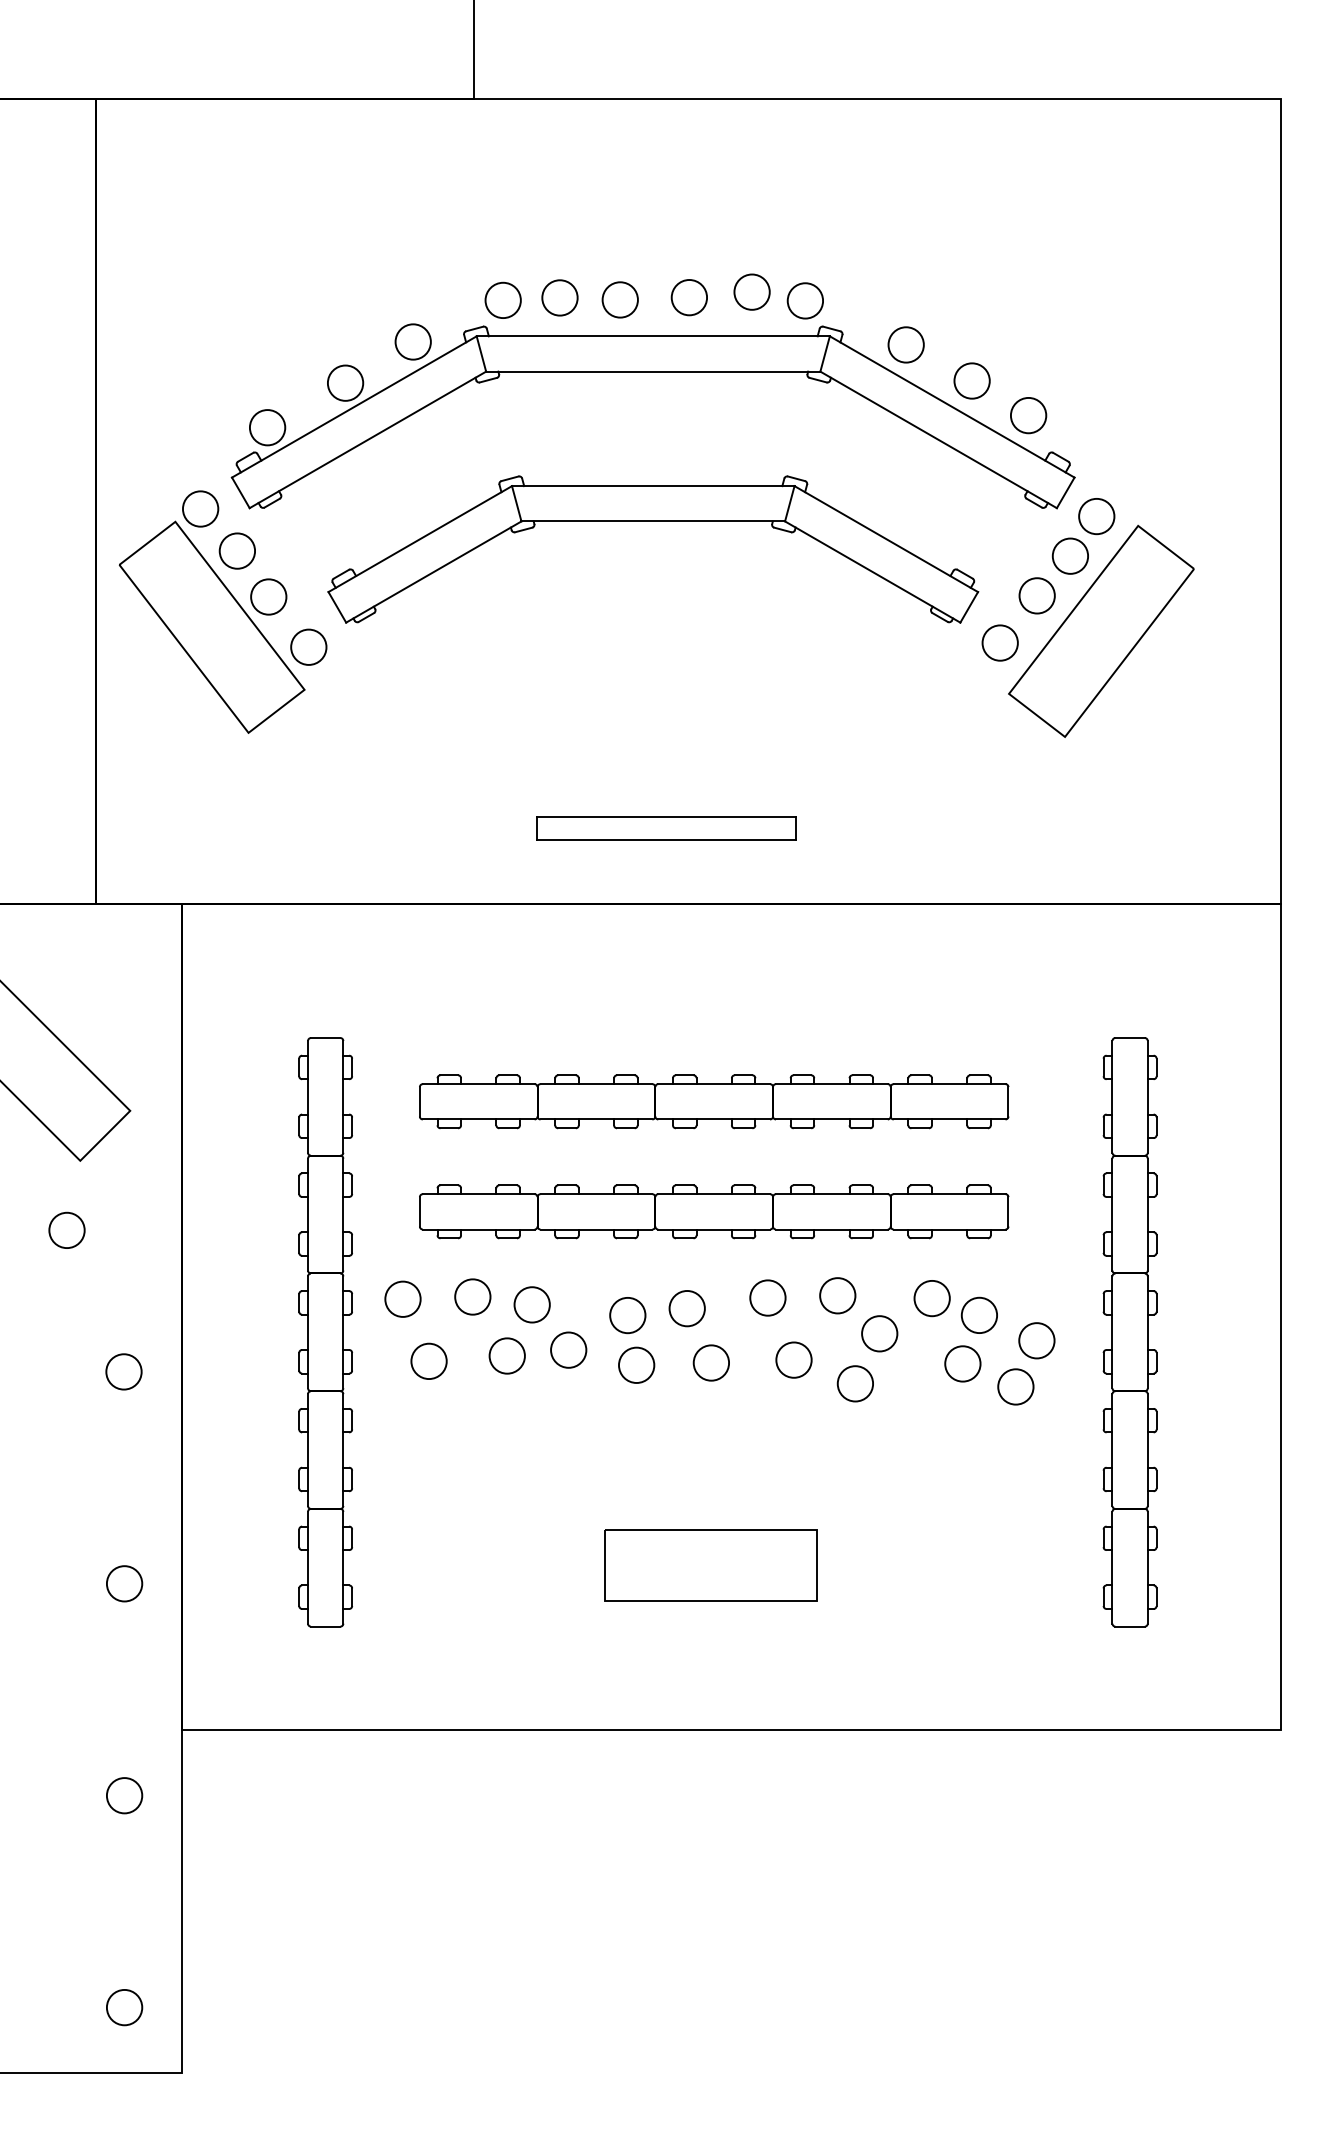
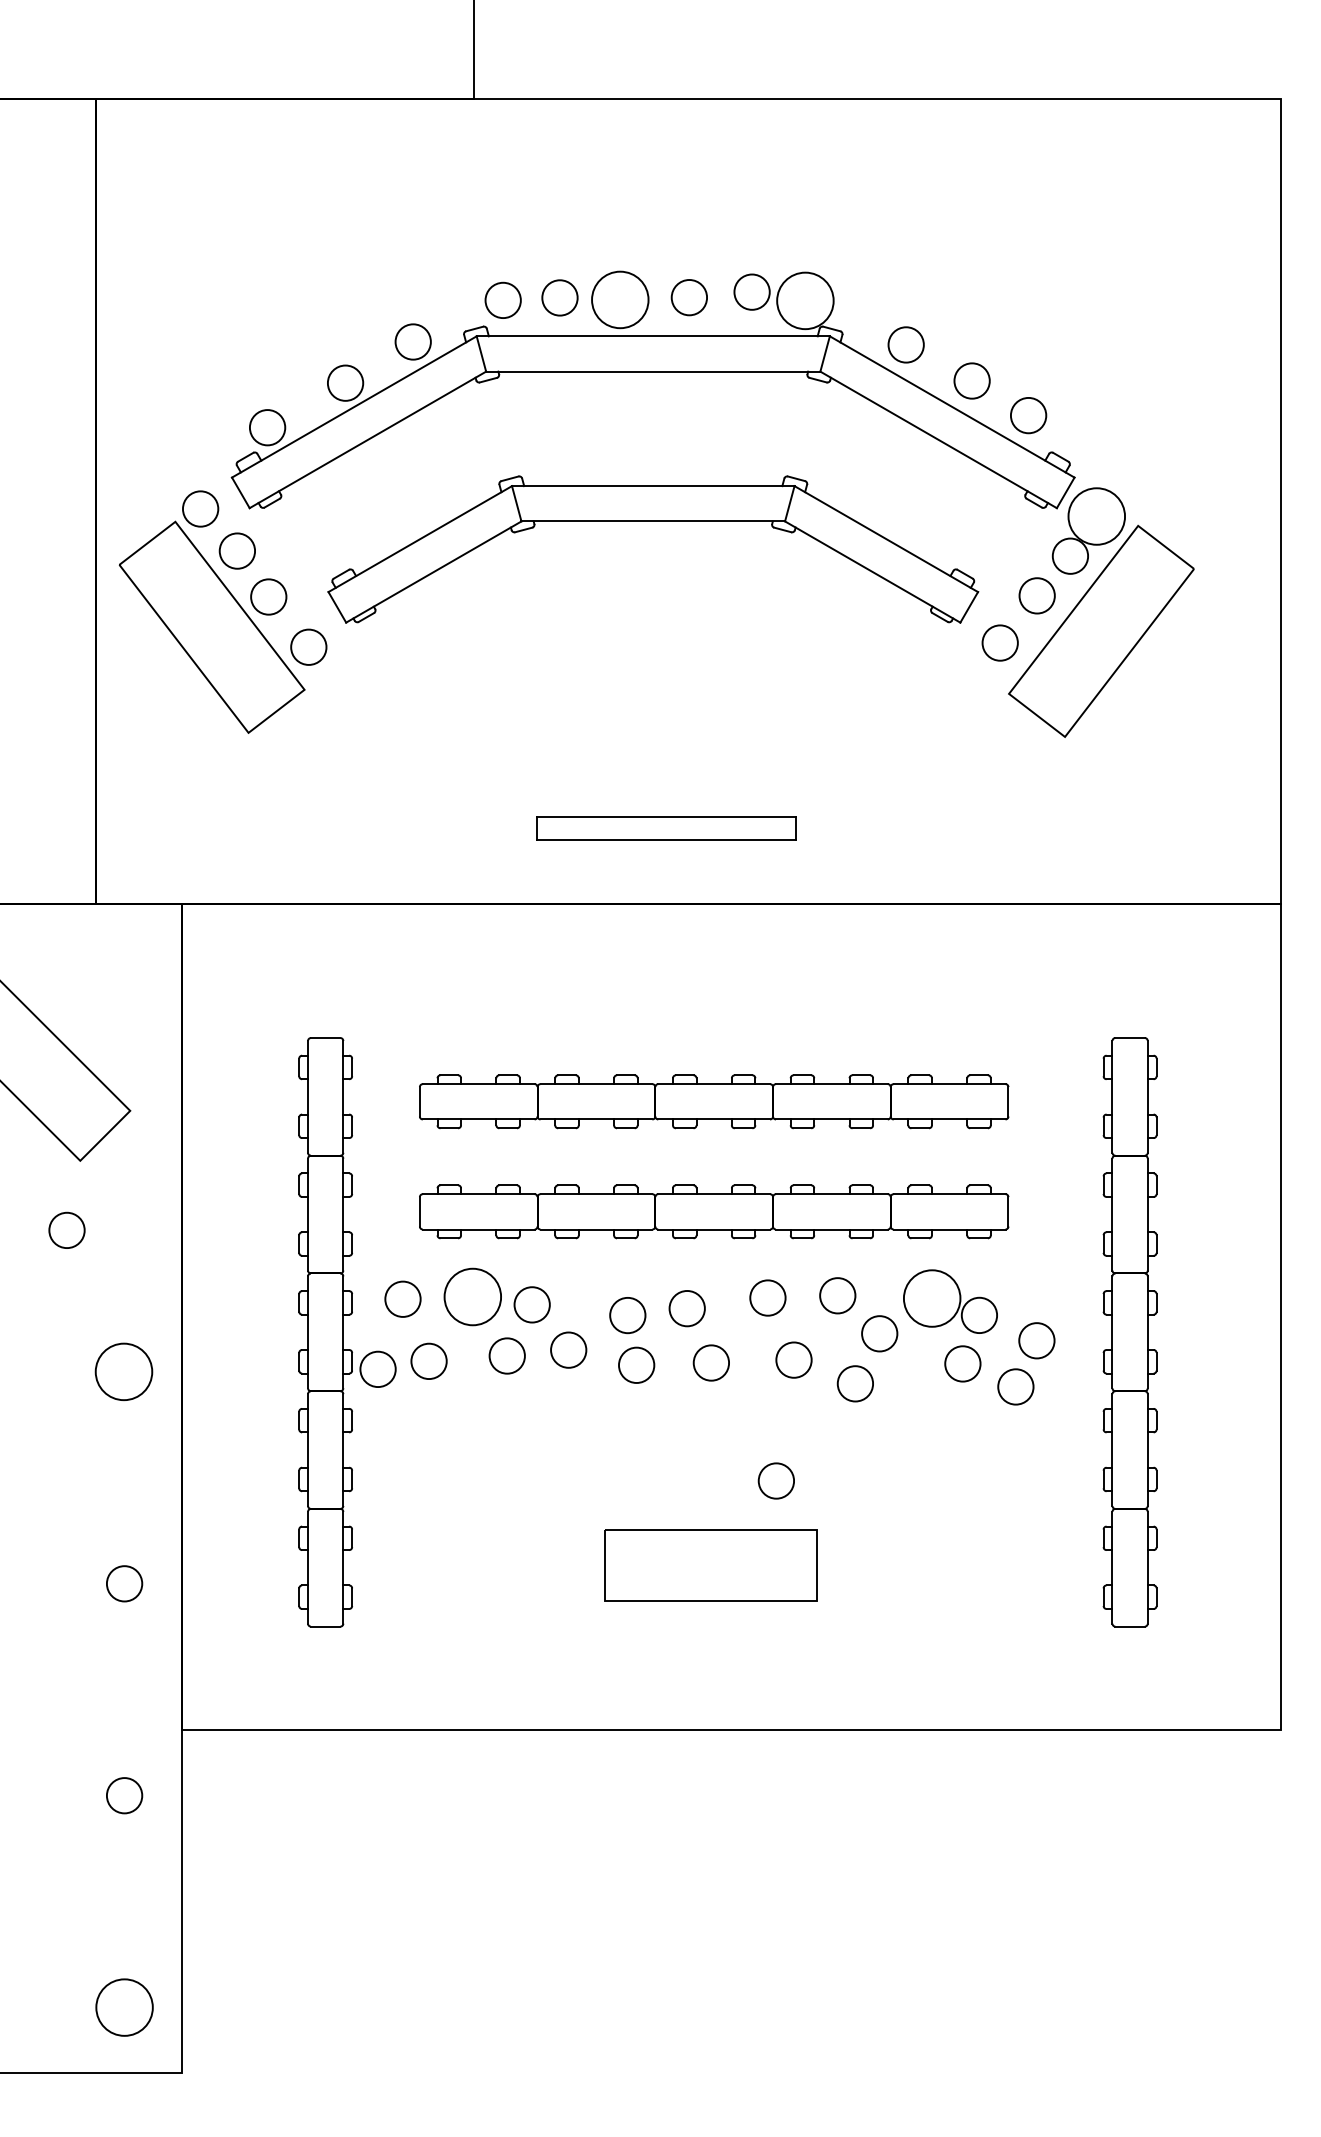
circle diameter: 35 px -> 57 px (620, 299)
circle diameter: 35 px -> 57 px (805, 300)
circle diameter: 35 px -> 57 px (1096, 516)
circle diameter: 35 px -> 57 px (472, 1296)
circle diameter: 35 px -> 57 px (931, 1298)
circle: none -> present (377, 1368)
circle diameter: 35 px -> 57 px (123, 1371)
circle: none -> present (775, 1480)
circle diameter: 35 px -> 57 px (124, 2007)
